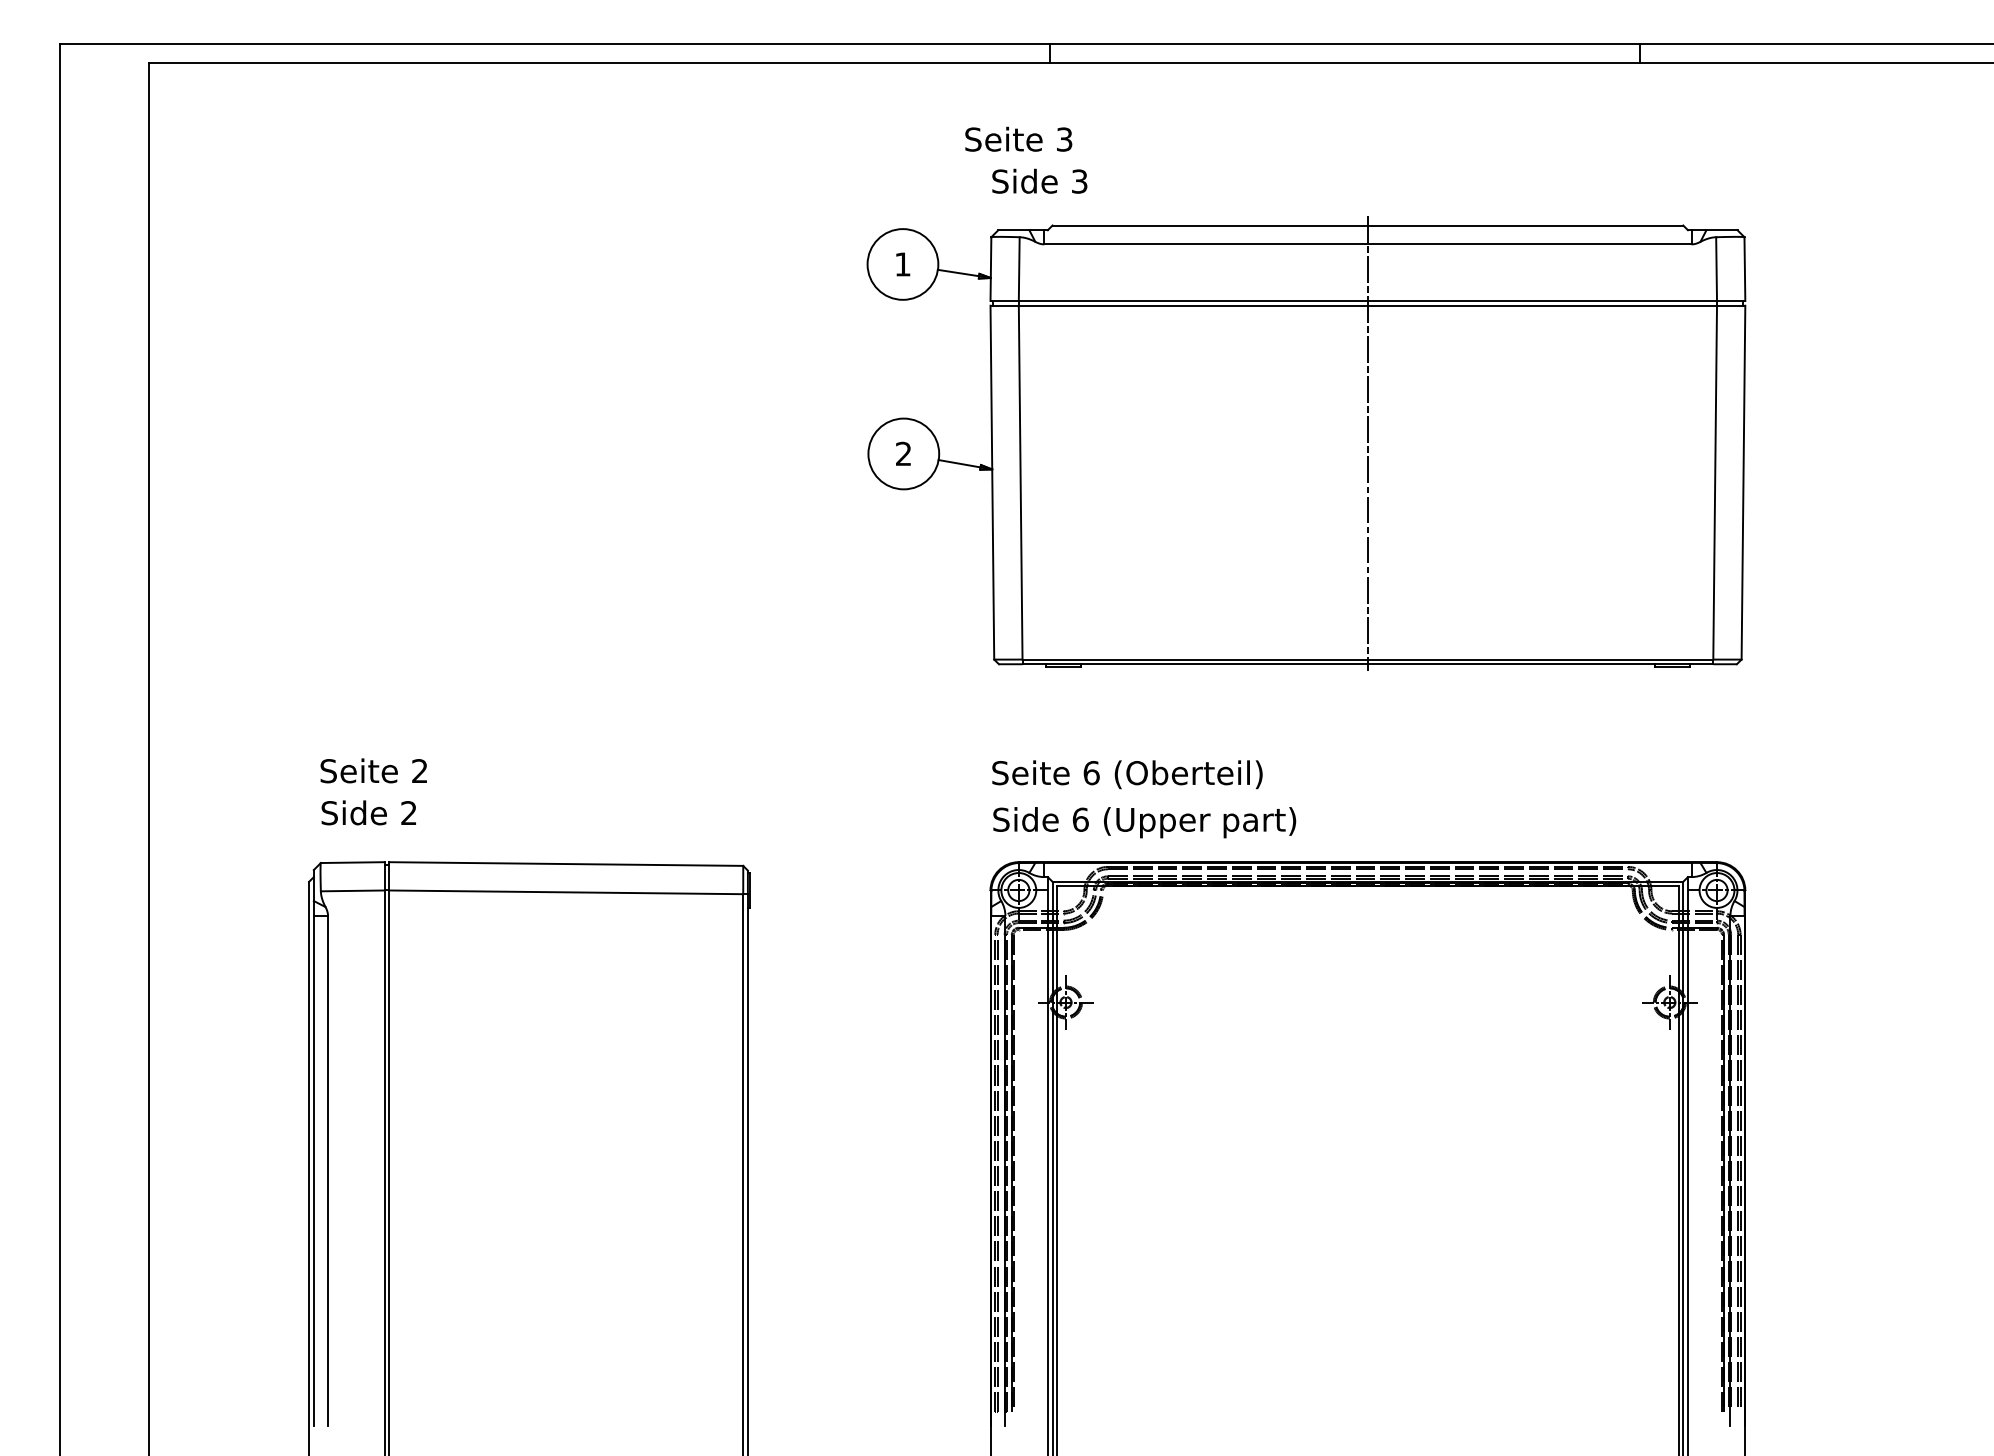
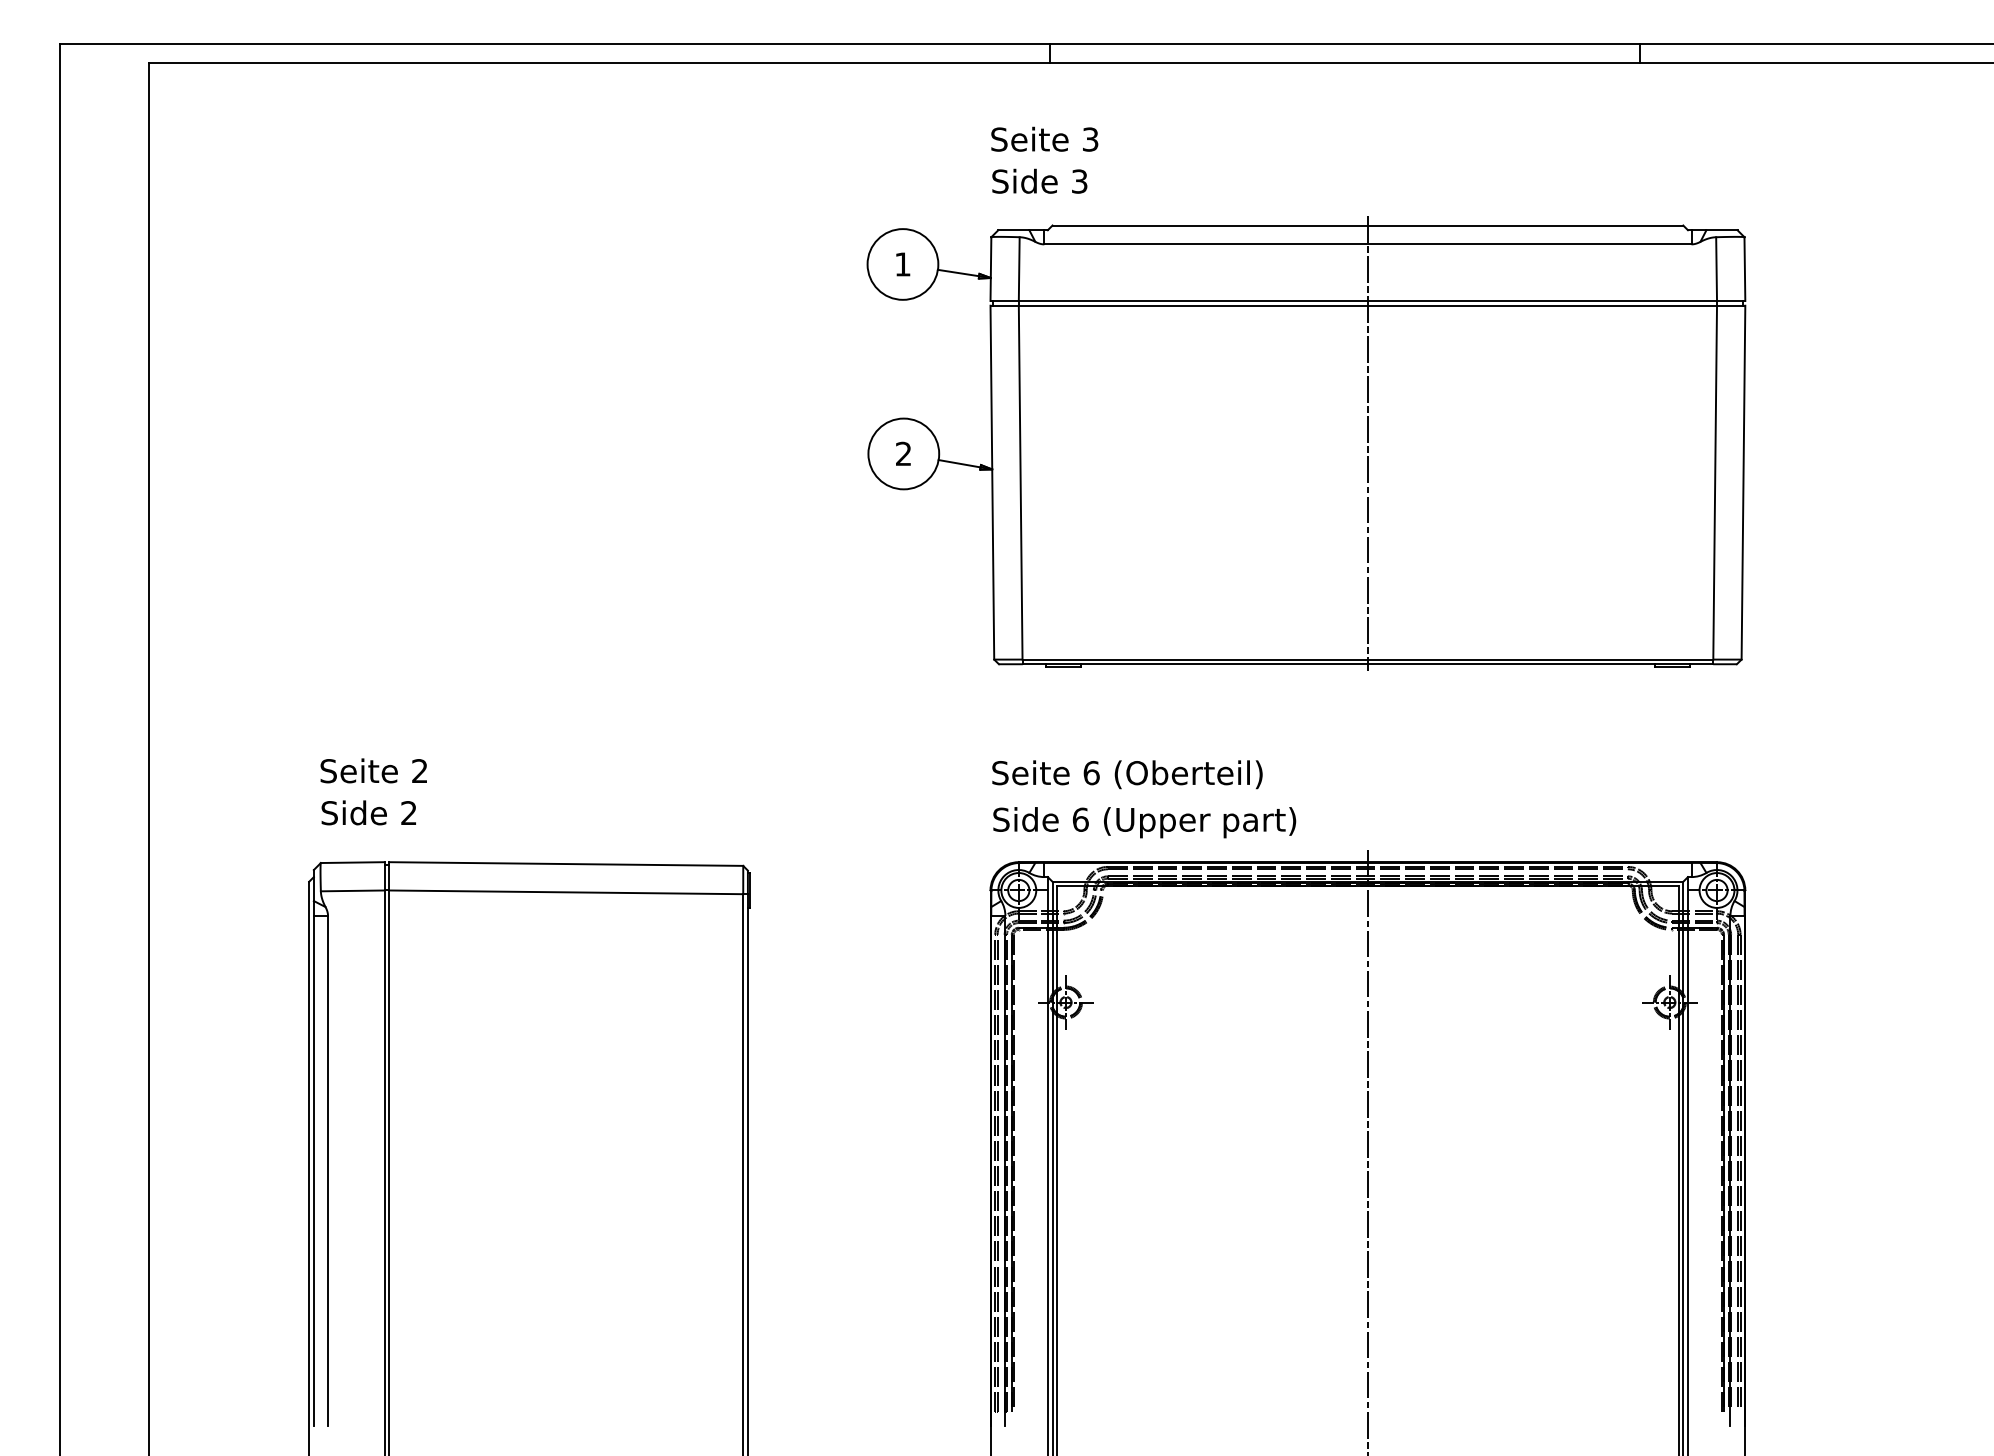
text position: (1018, 138) -> (1044, 138) (1044, 138)
line: none -> present (1367, 1151)
